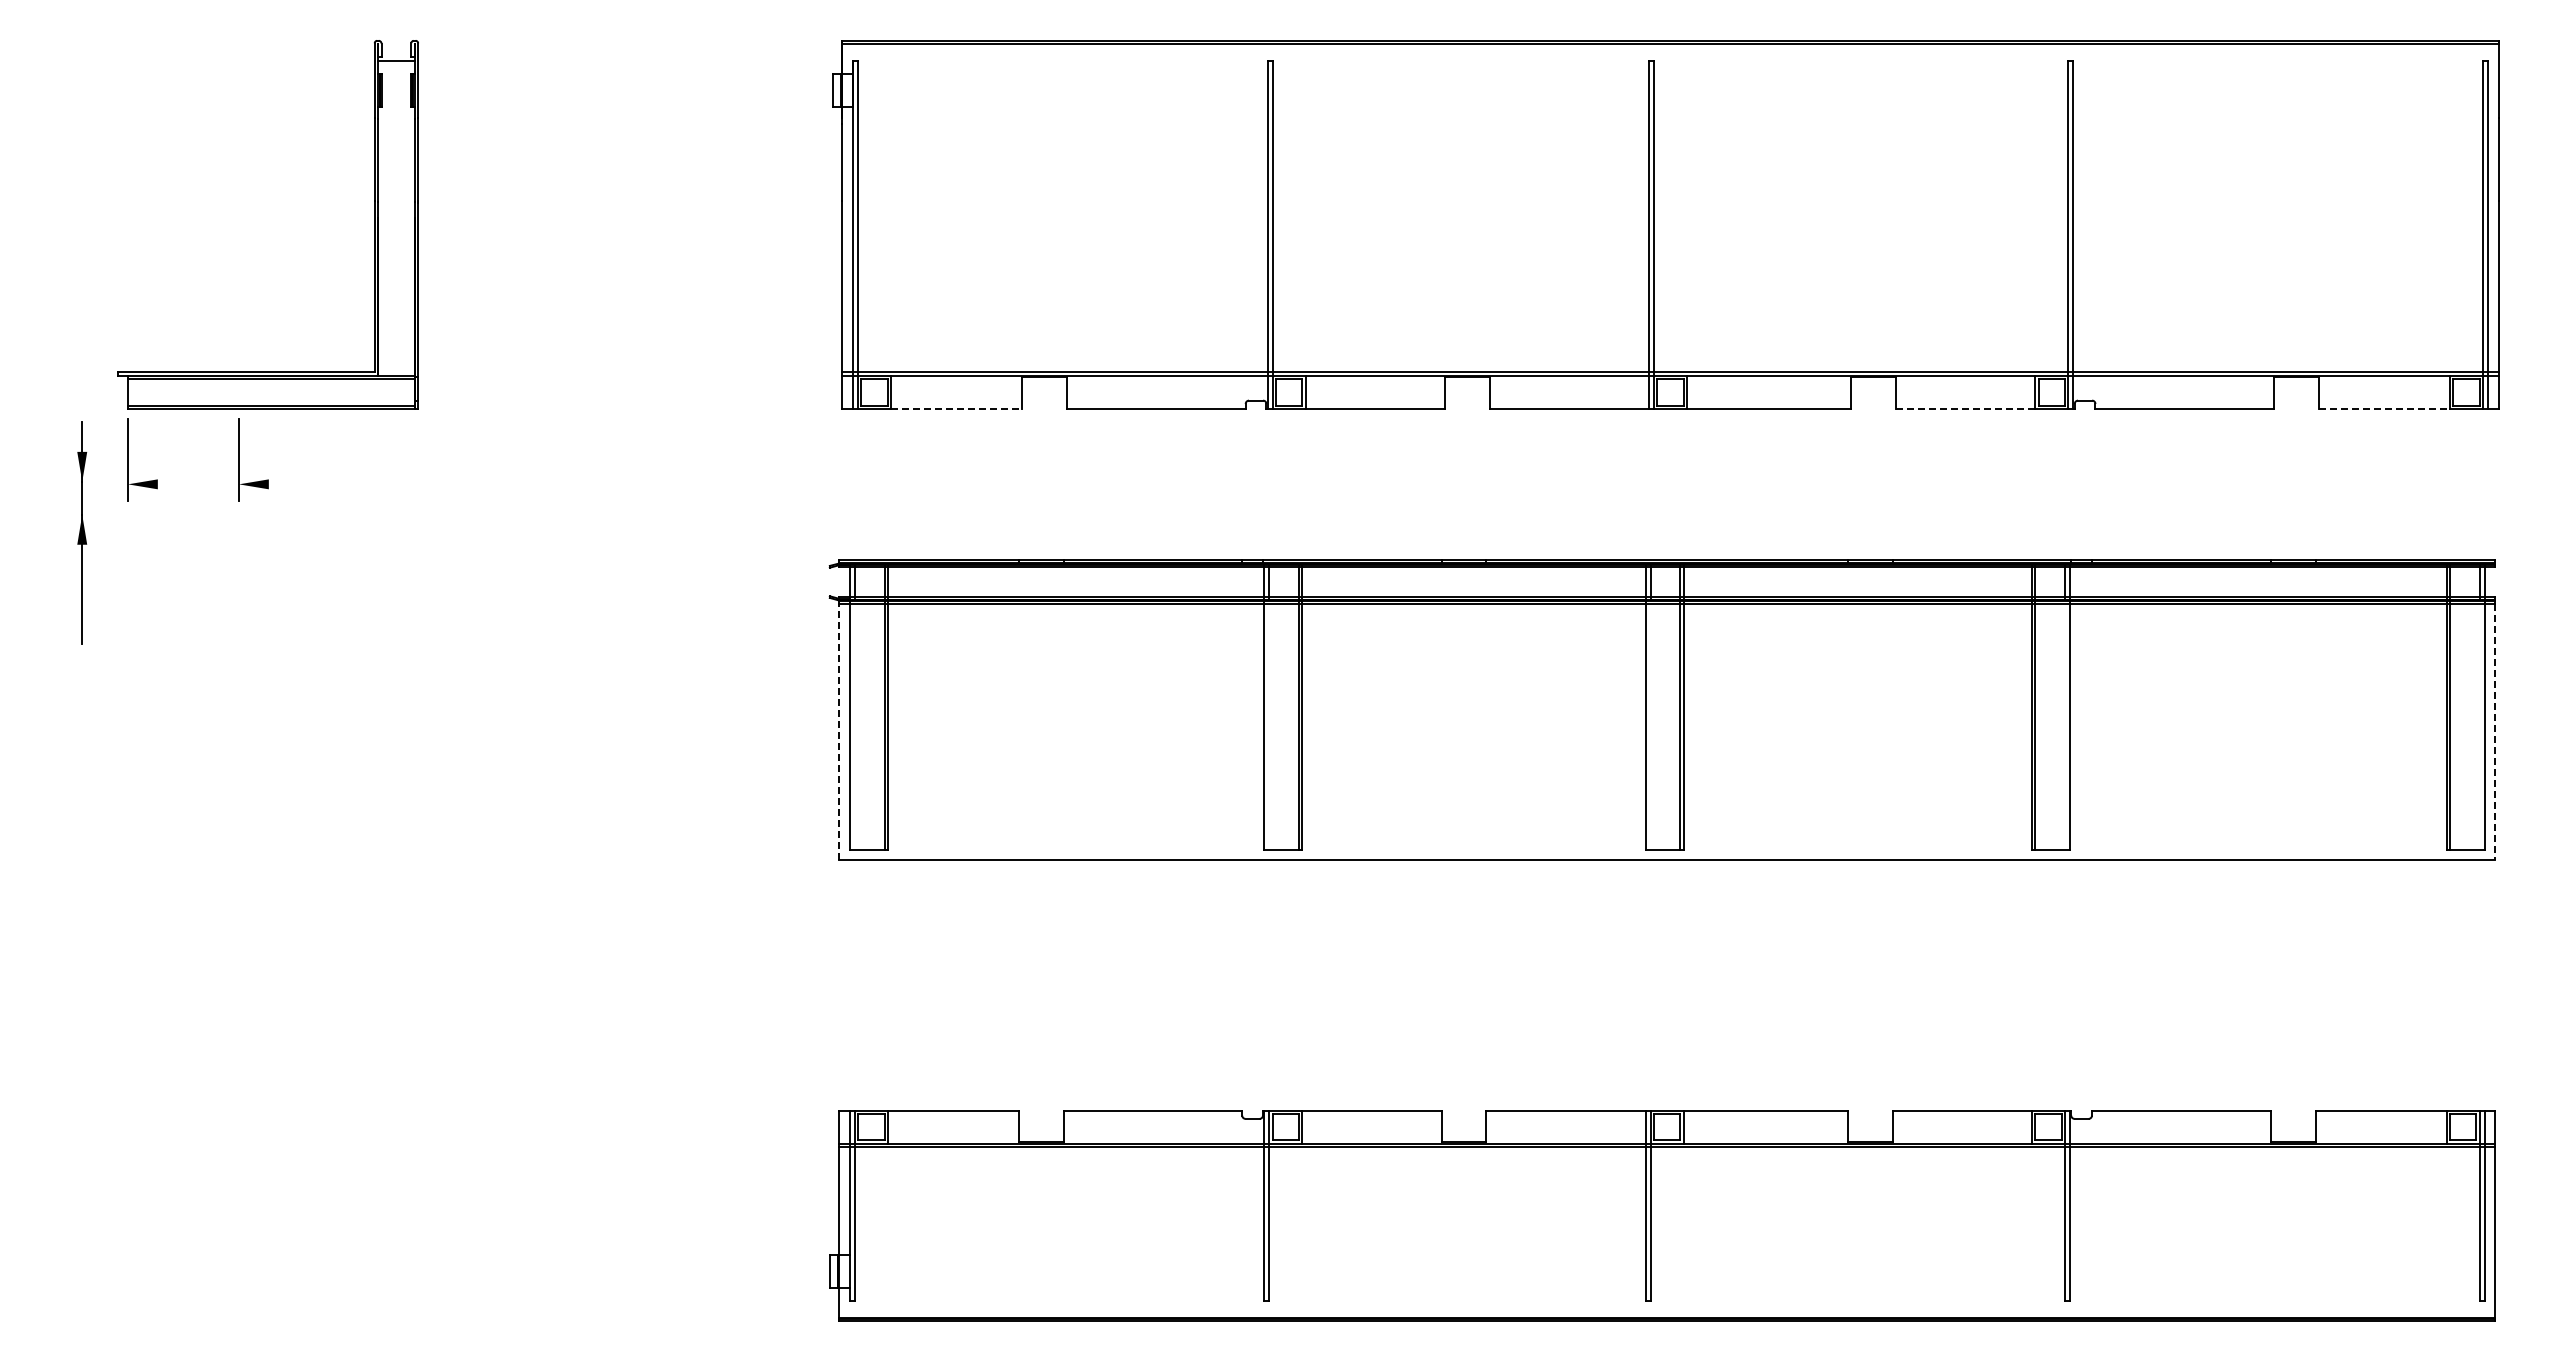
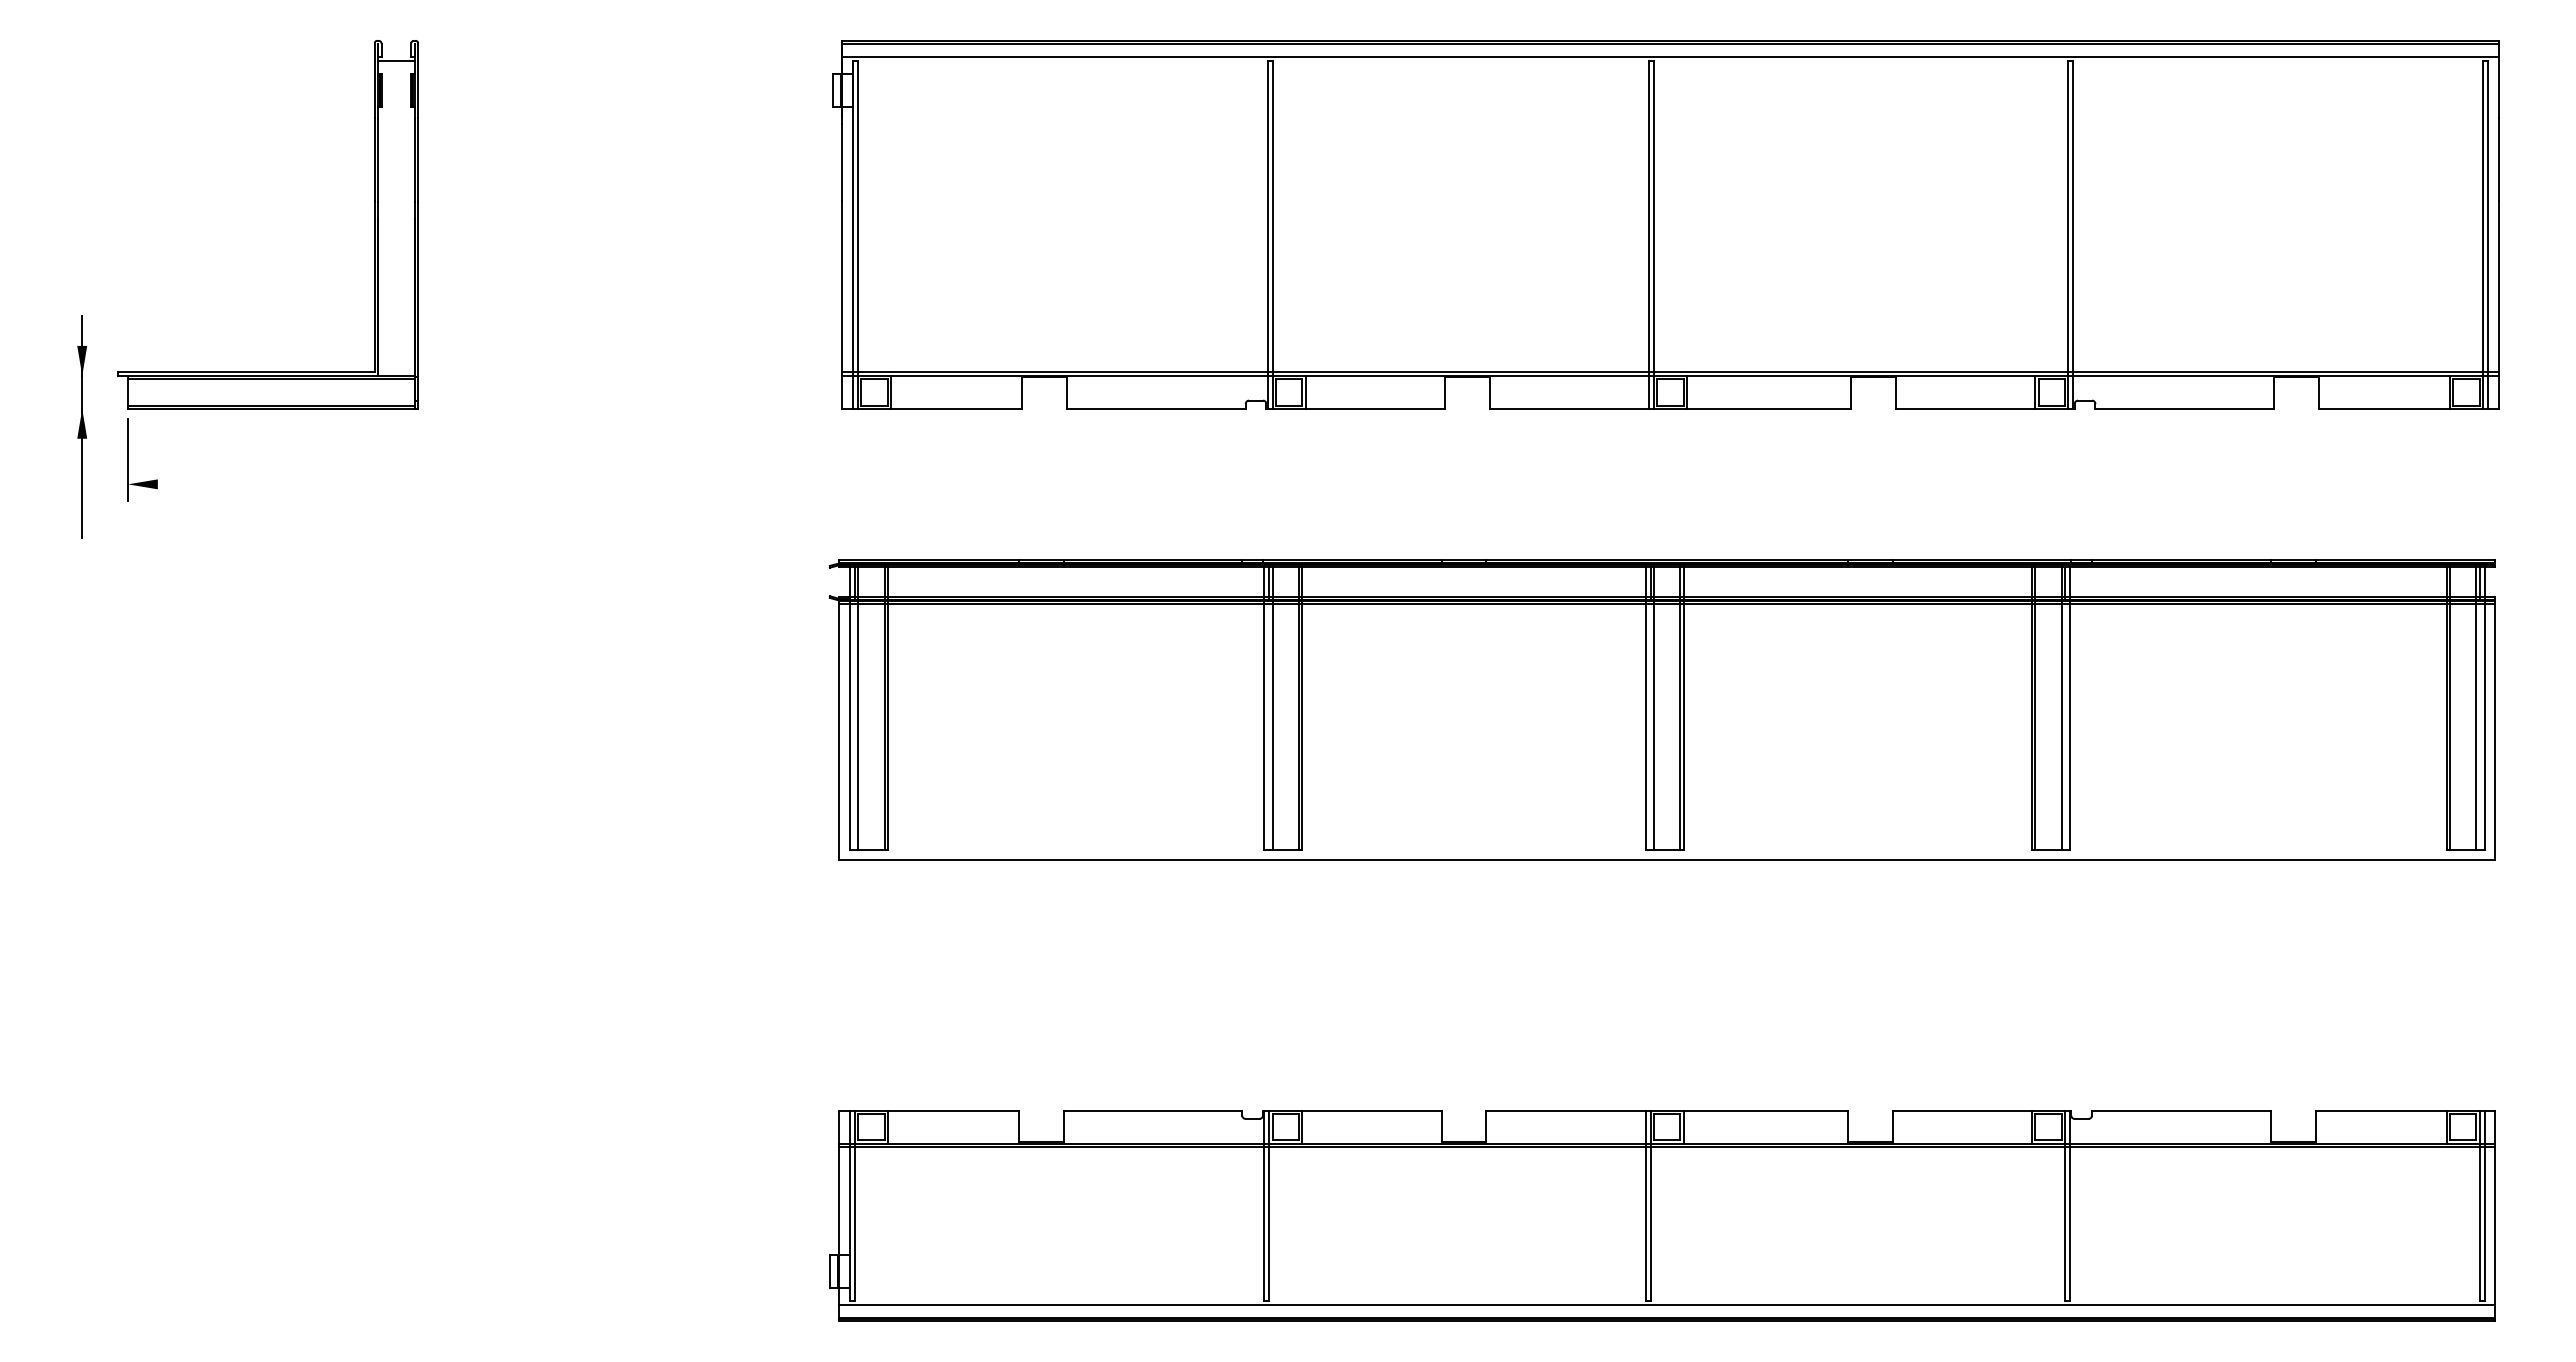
line: none -> present (1670, 57)
line: dashed -> solid (957, 408)
line: dashed -> solid (1965, 408)
line: dashed -> solid (2384, 408)
part: present -> none (239, 459)
part position: (82, 532) -> (82, 426) (82, 426)
line: none -> present (858, 706)
line: none -> present (1272, 706)
line: none -> present (1653, 706)
line: none -> present (2061, 706)
line: none -> present (2476, 706)
line: dashed -> solid (838, 731)
line: dashed -> solid (2495, 732)
line: none -> present (1666, 1304)
